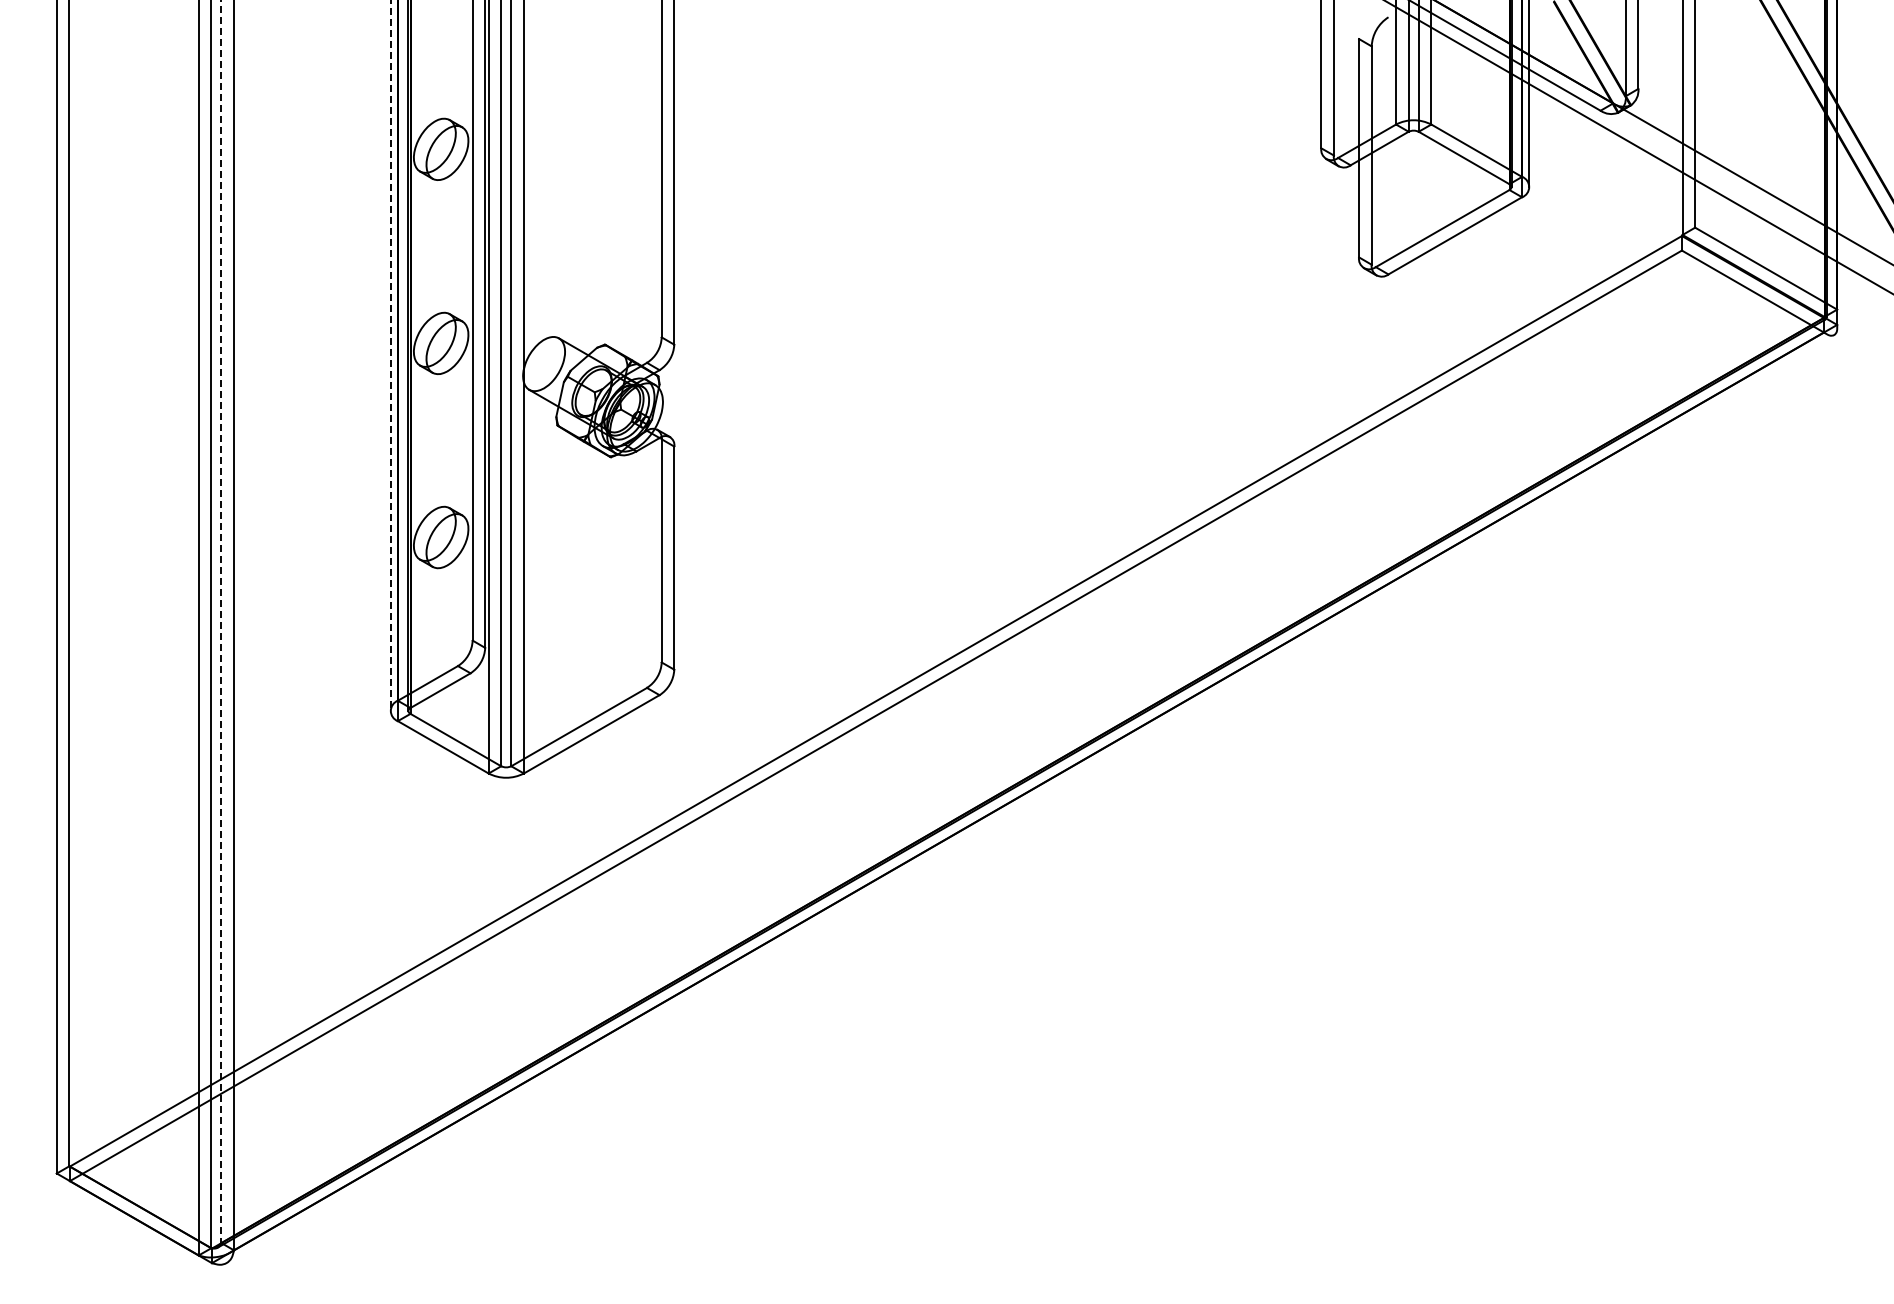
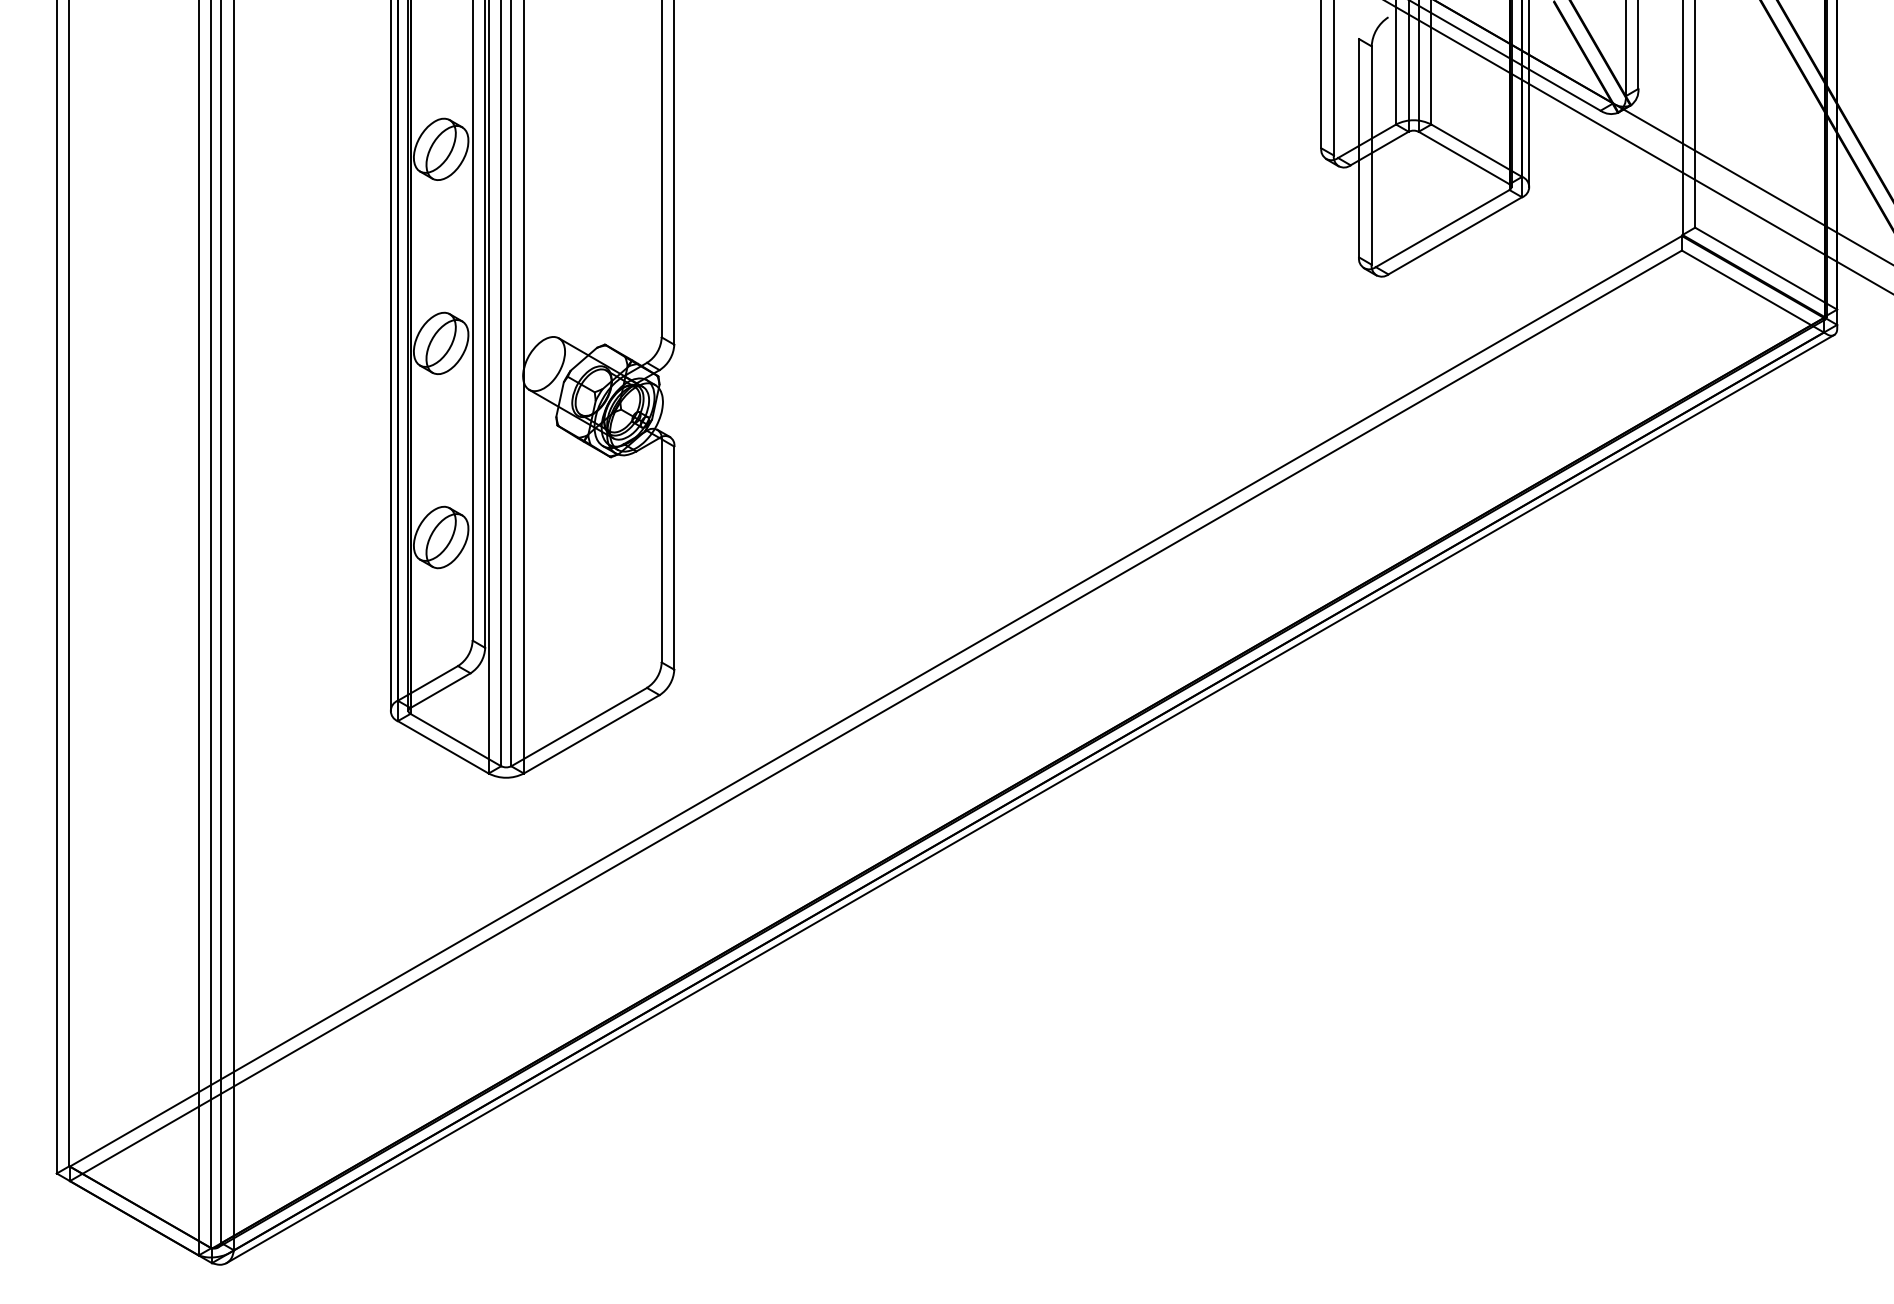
line: dashed -> solid (390, 356)
line: dashed -> solid (221, 622)
line: none -> present (1030, 799)
